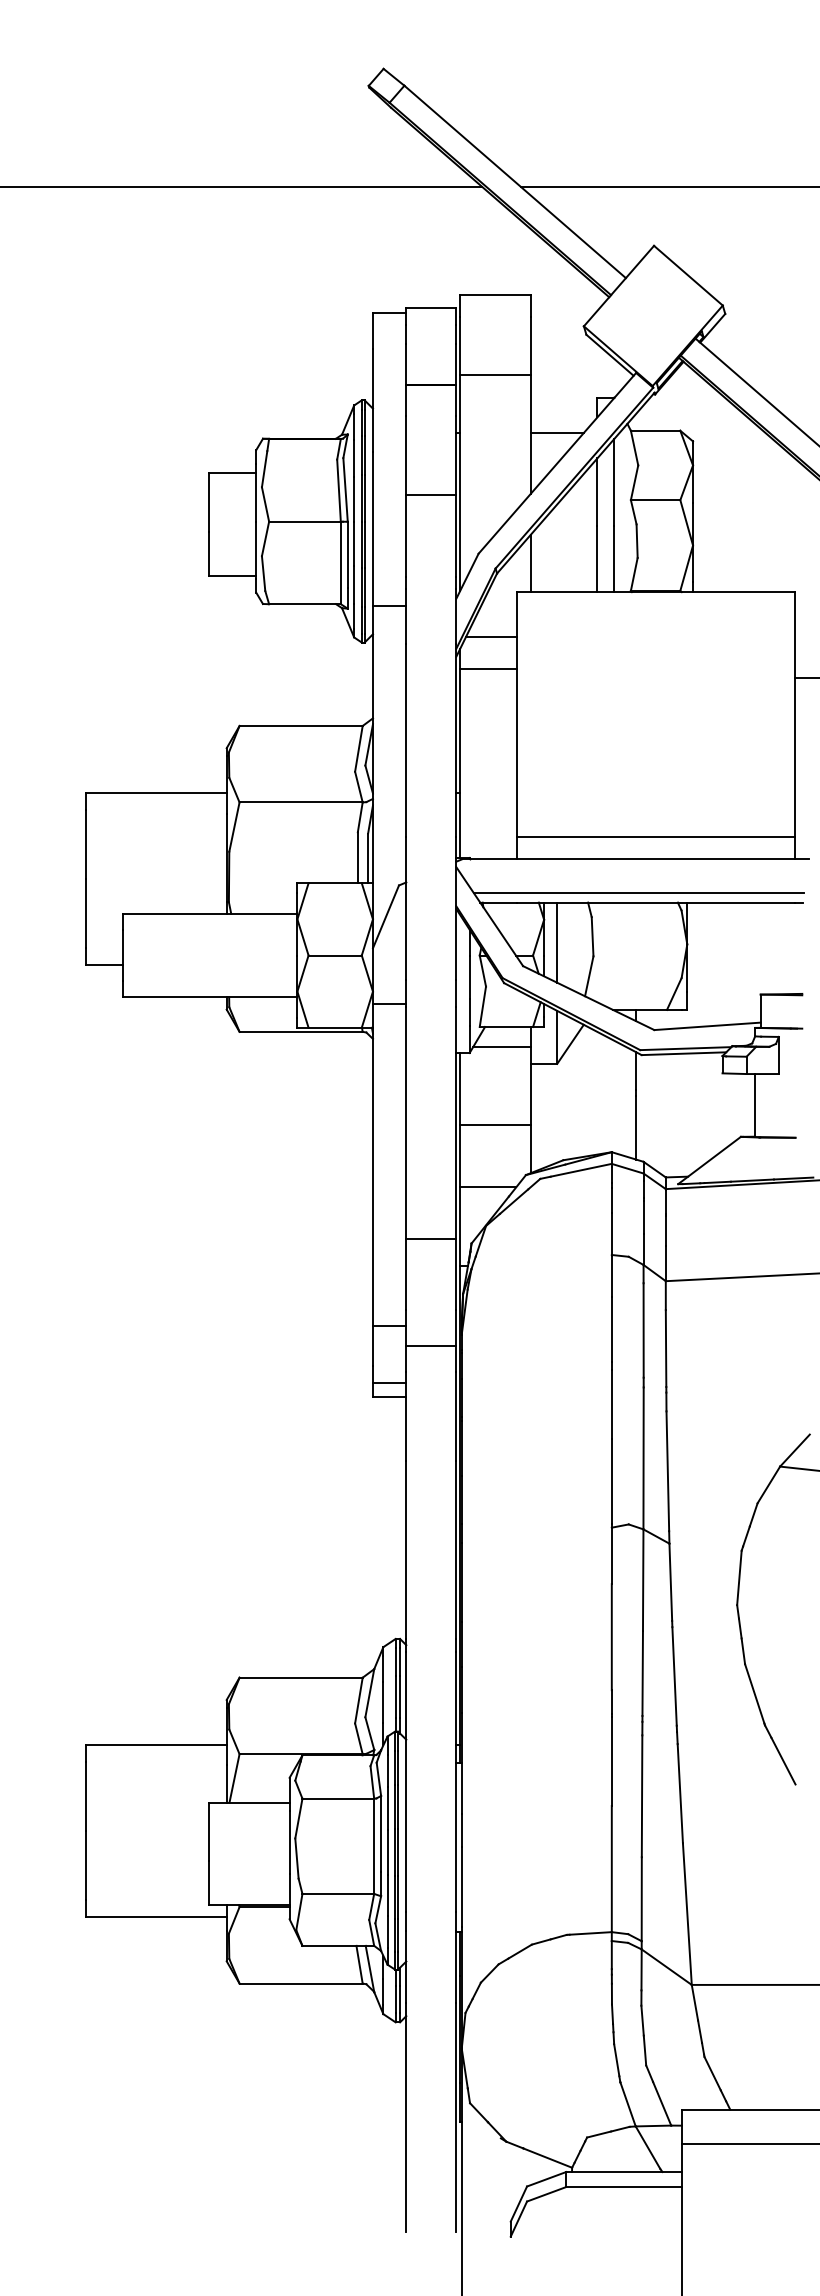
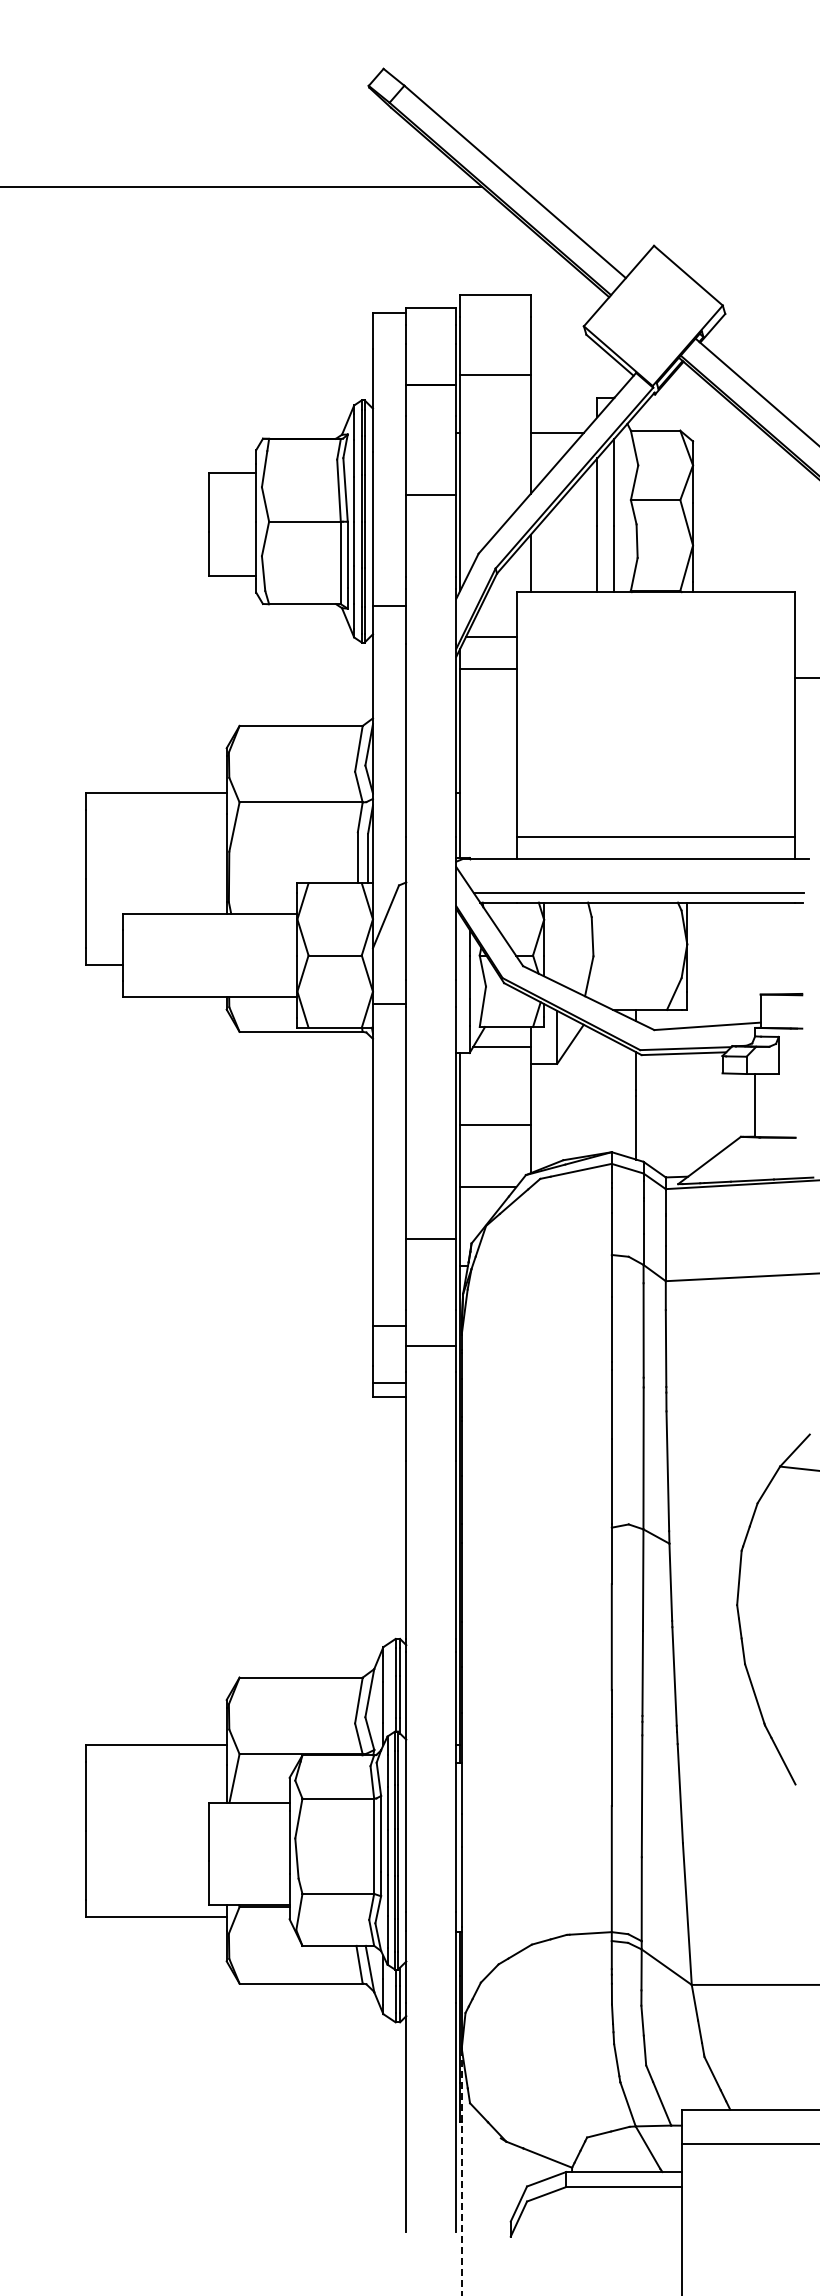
line: present -> none (668, 186)
line: present -> none (557, 942)
line: solid -> dashed (461, 2172)
